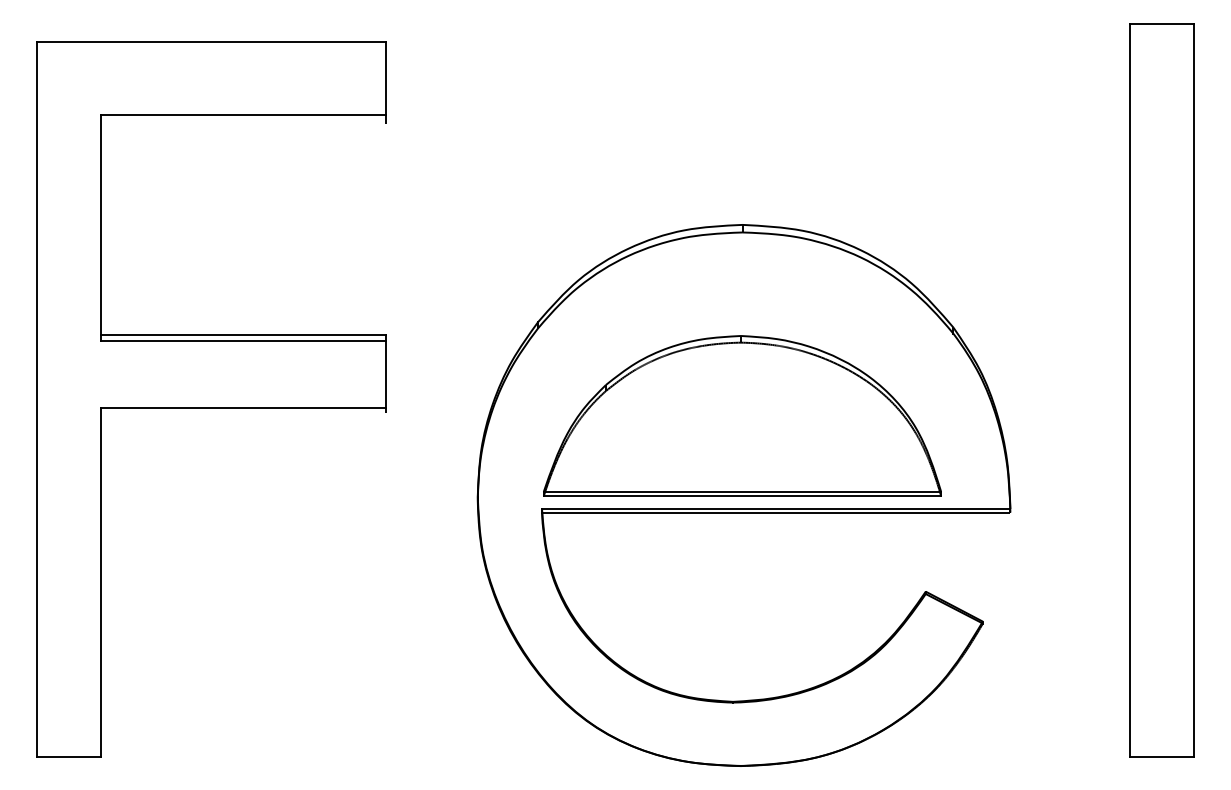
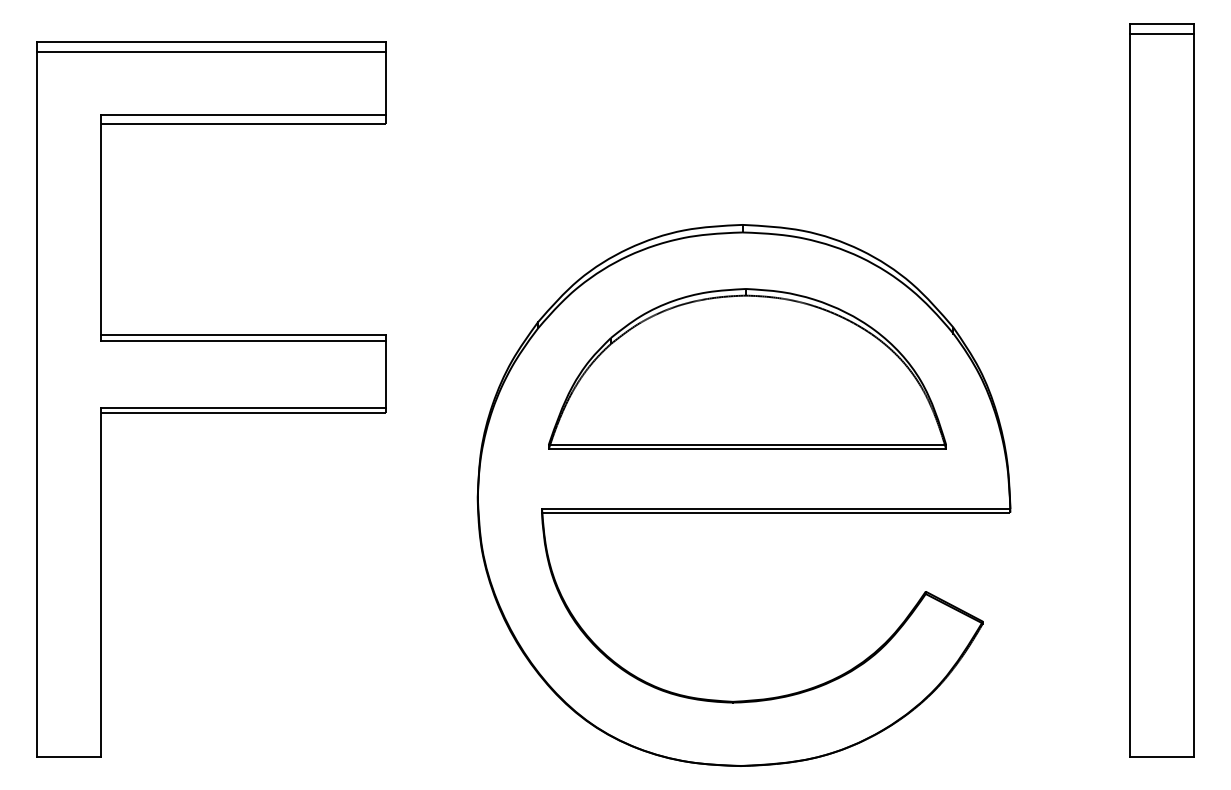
line: none -> present (1161, 34)
line: none -> present (210, 52)
line: none -> present (243, 124)
line: none -> present (243, 413)
part position: (742, 415) -> (747, 368) (747, 368)
